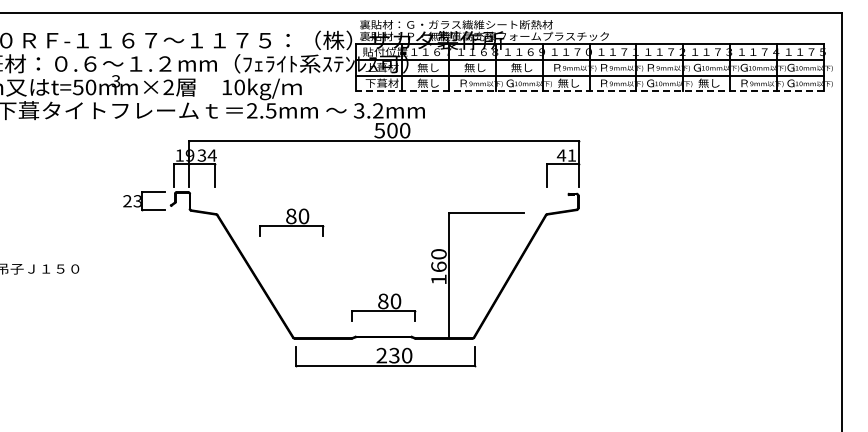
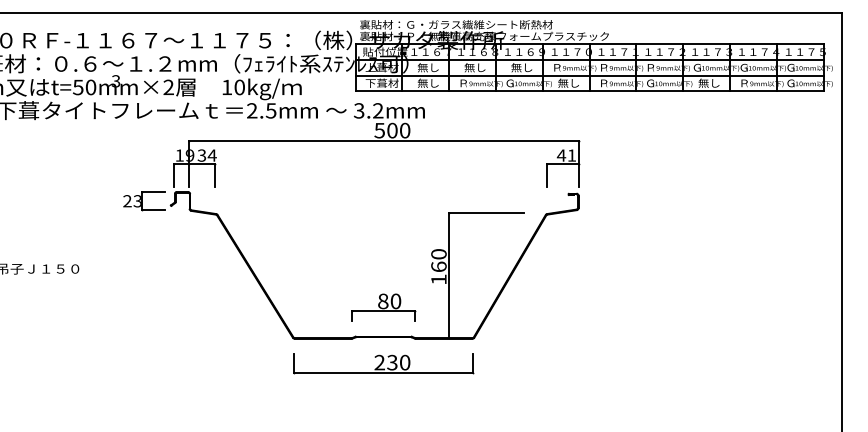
line: dashed -> solid (589, 91)
part: present -> none (291, 222)
part position: (385, 356) -> (383, 363) (383, 363)
